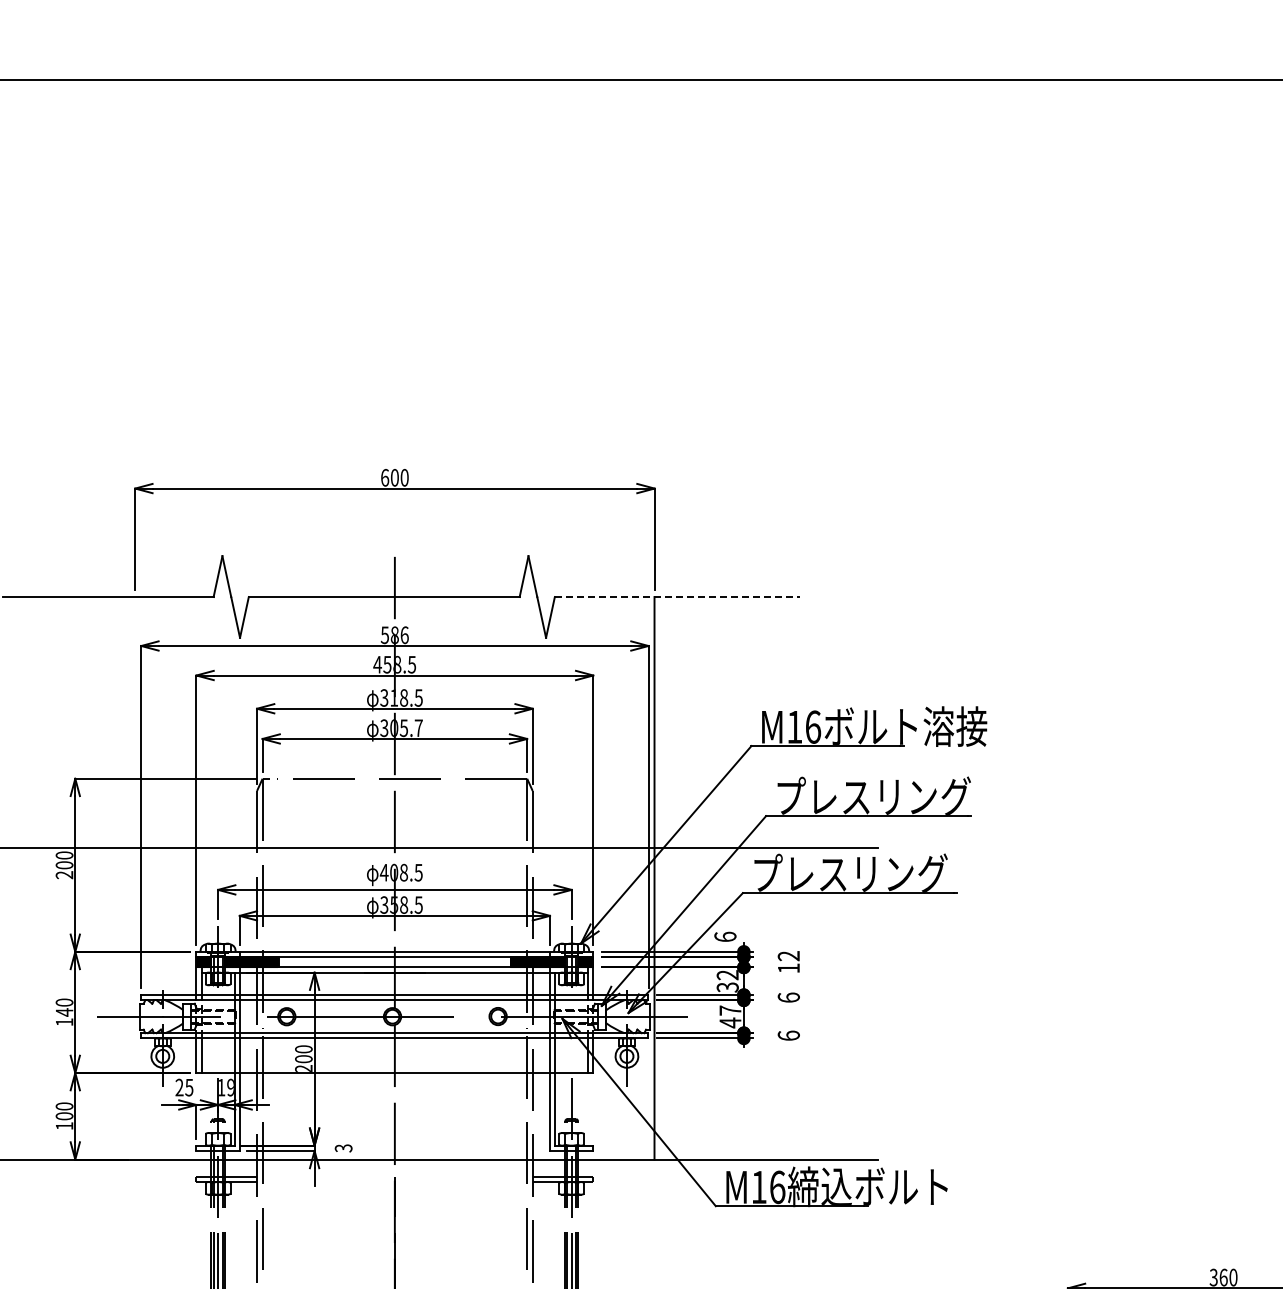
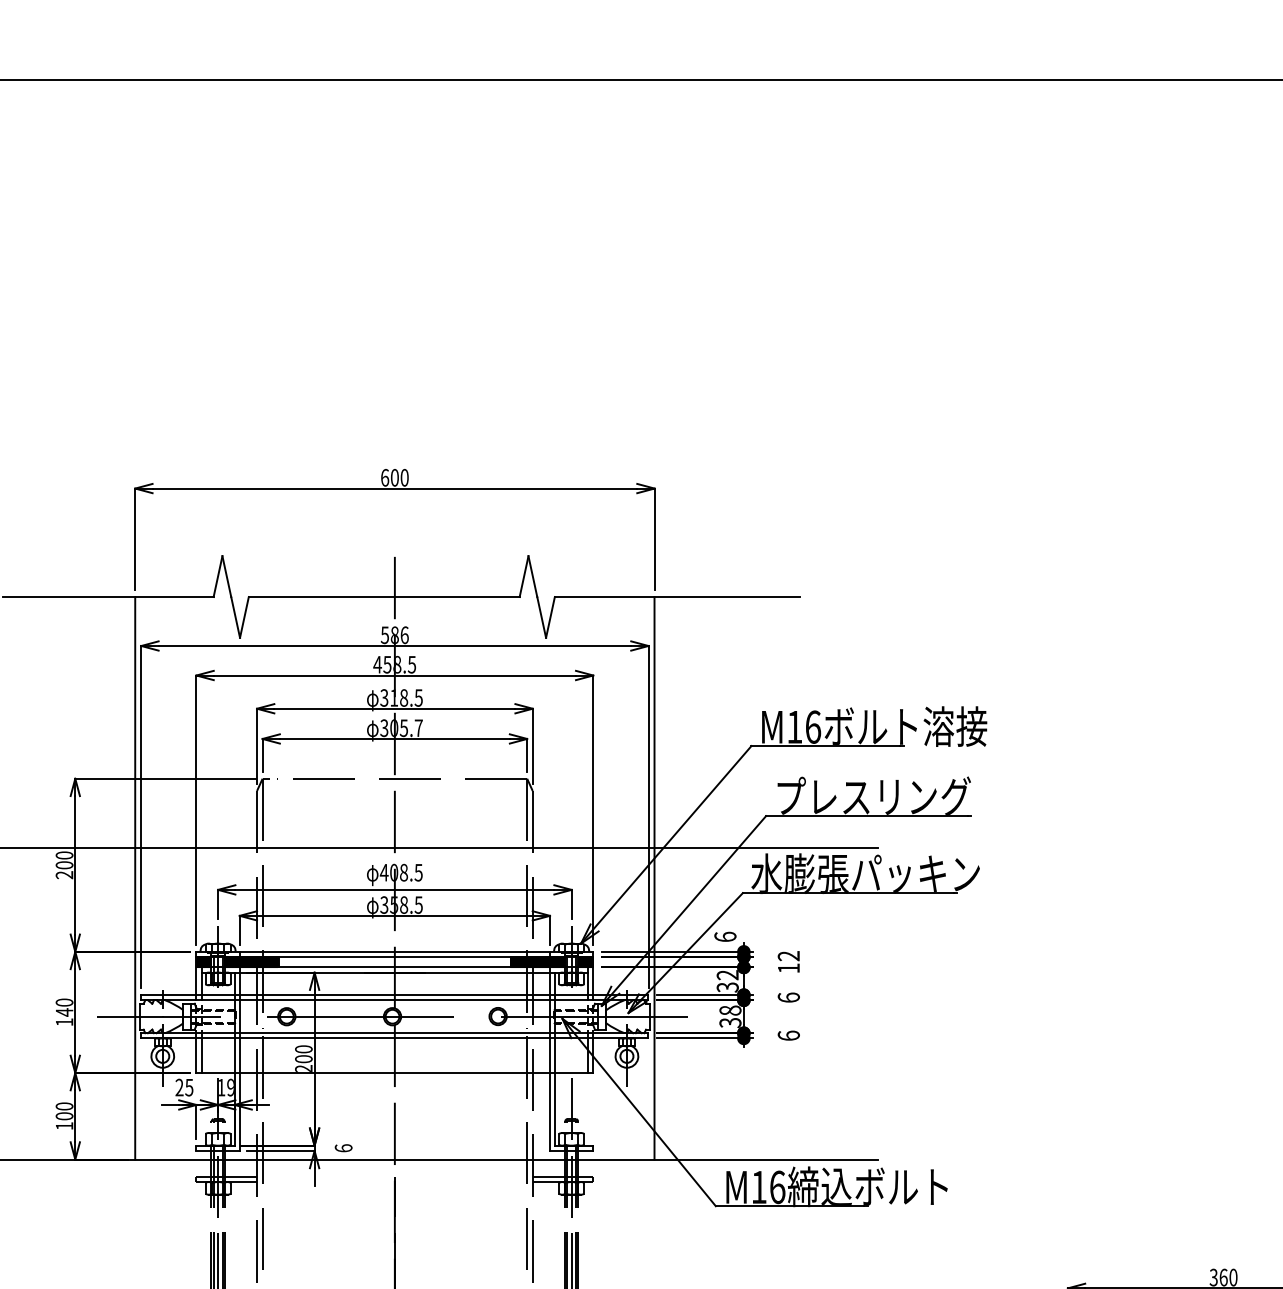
line: dashed -> solid (677, 597)
text: プレスリング -> 水膨張パッキン (865, 872)
line: none -> present (135, 878)
text: 47 -> 38 (730, 1016)
text: 3 -> 6 (343, 1148)
